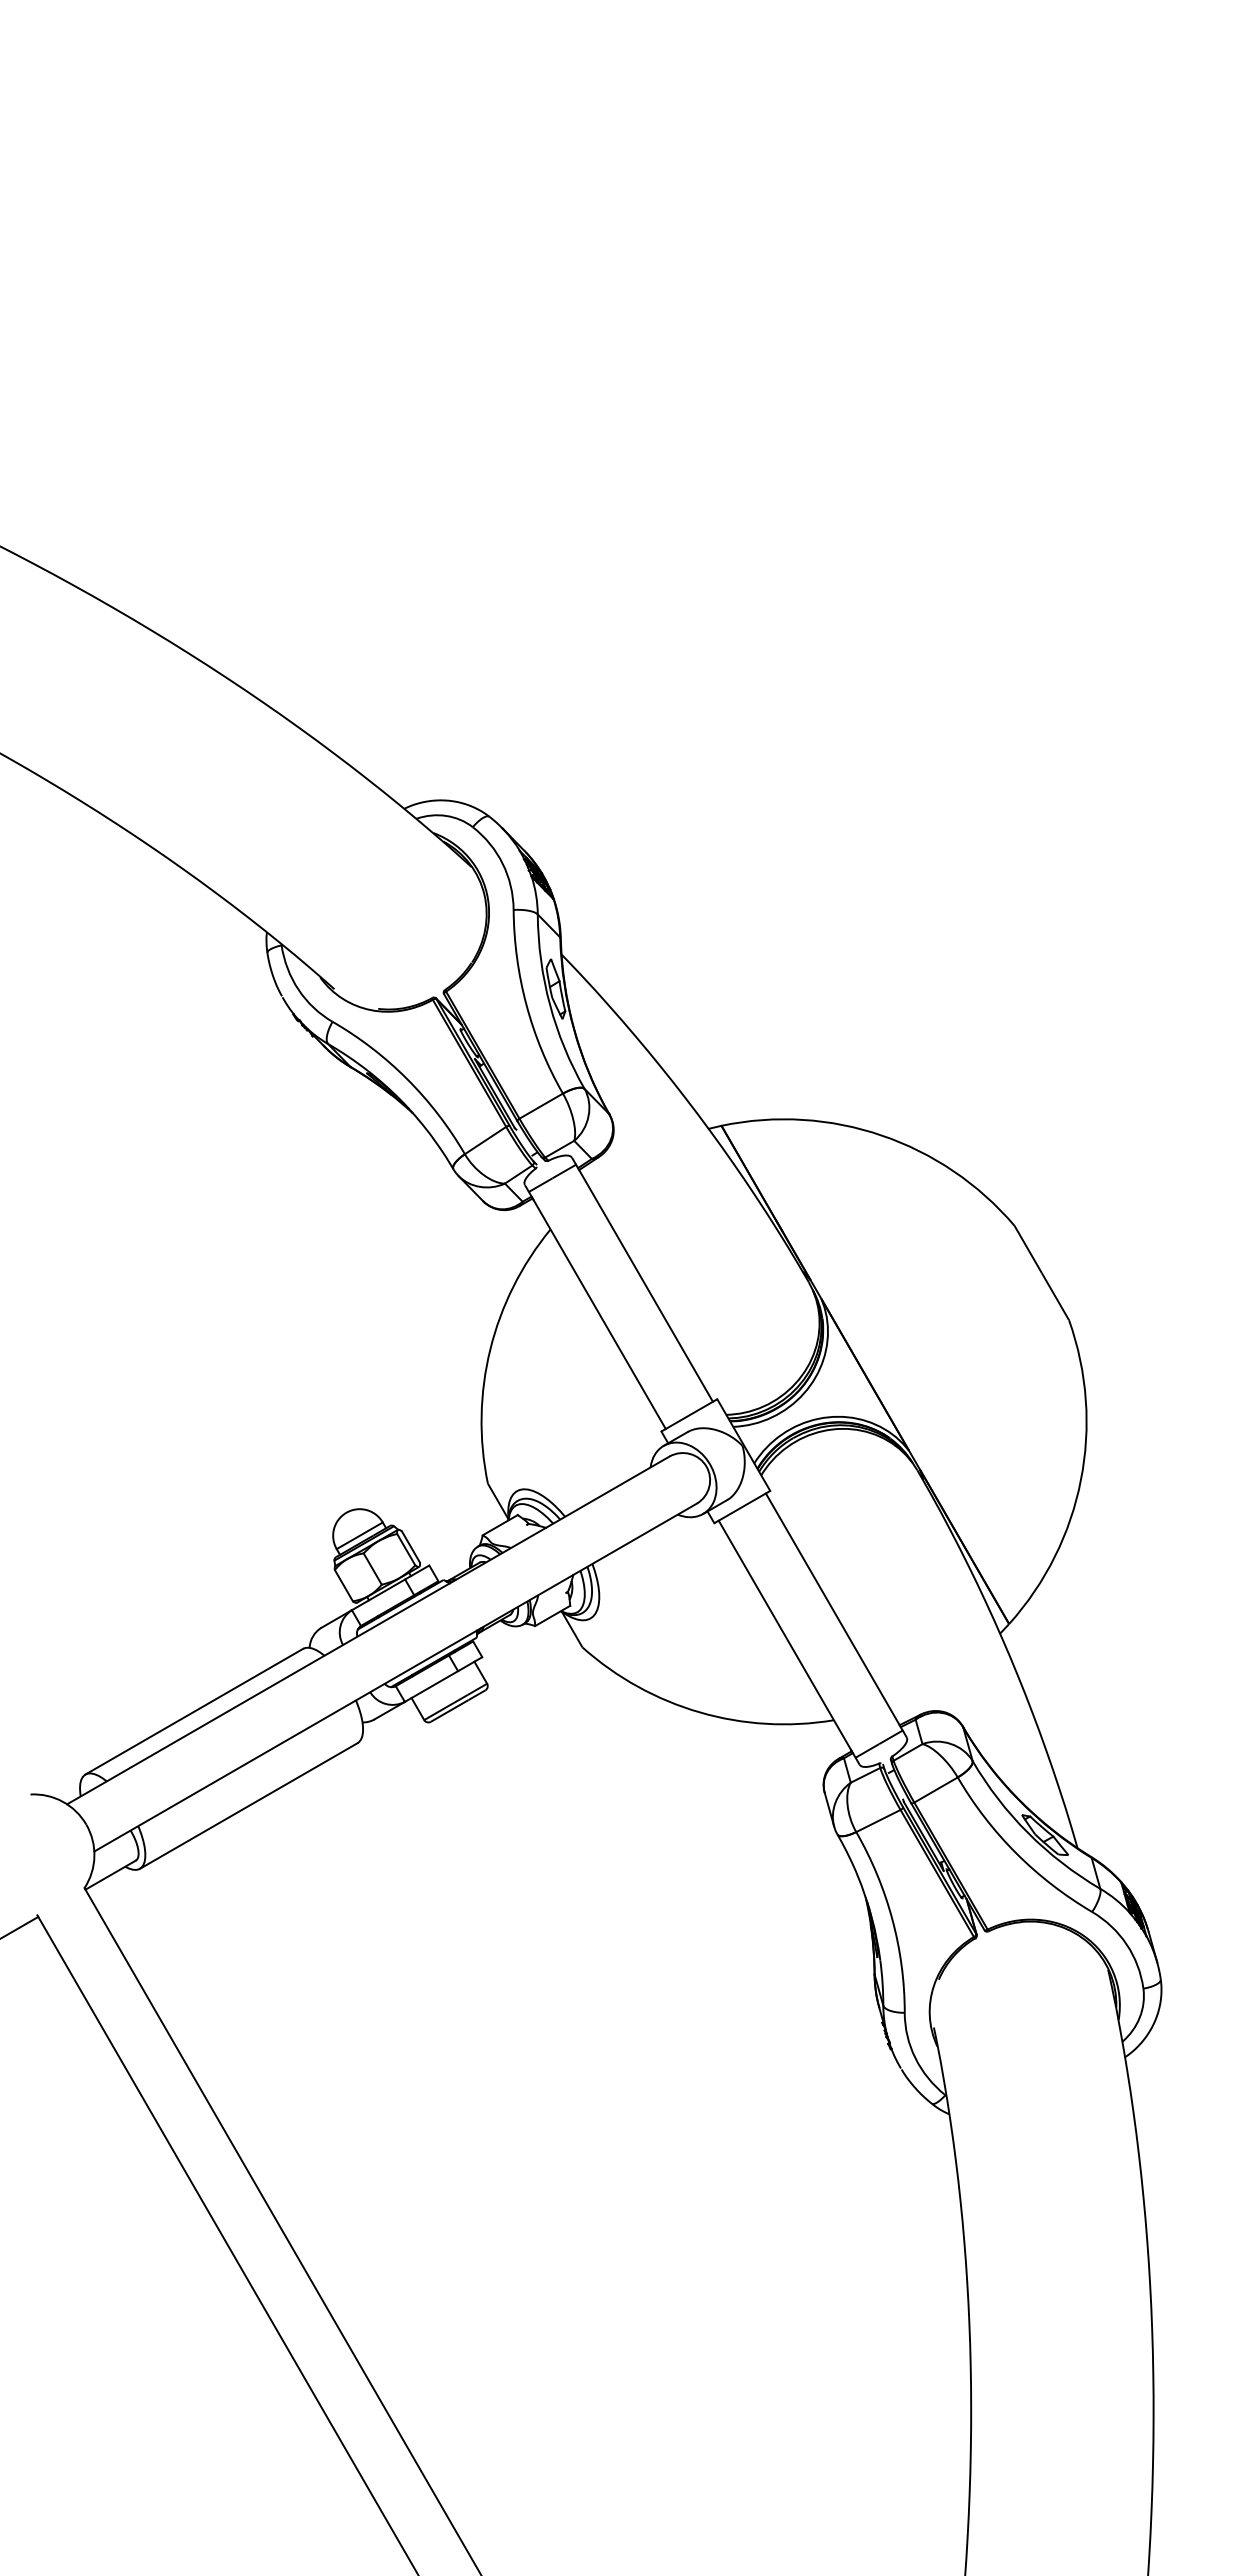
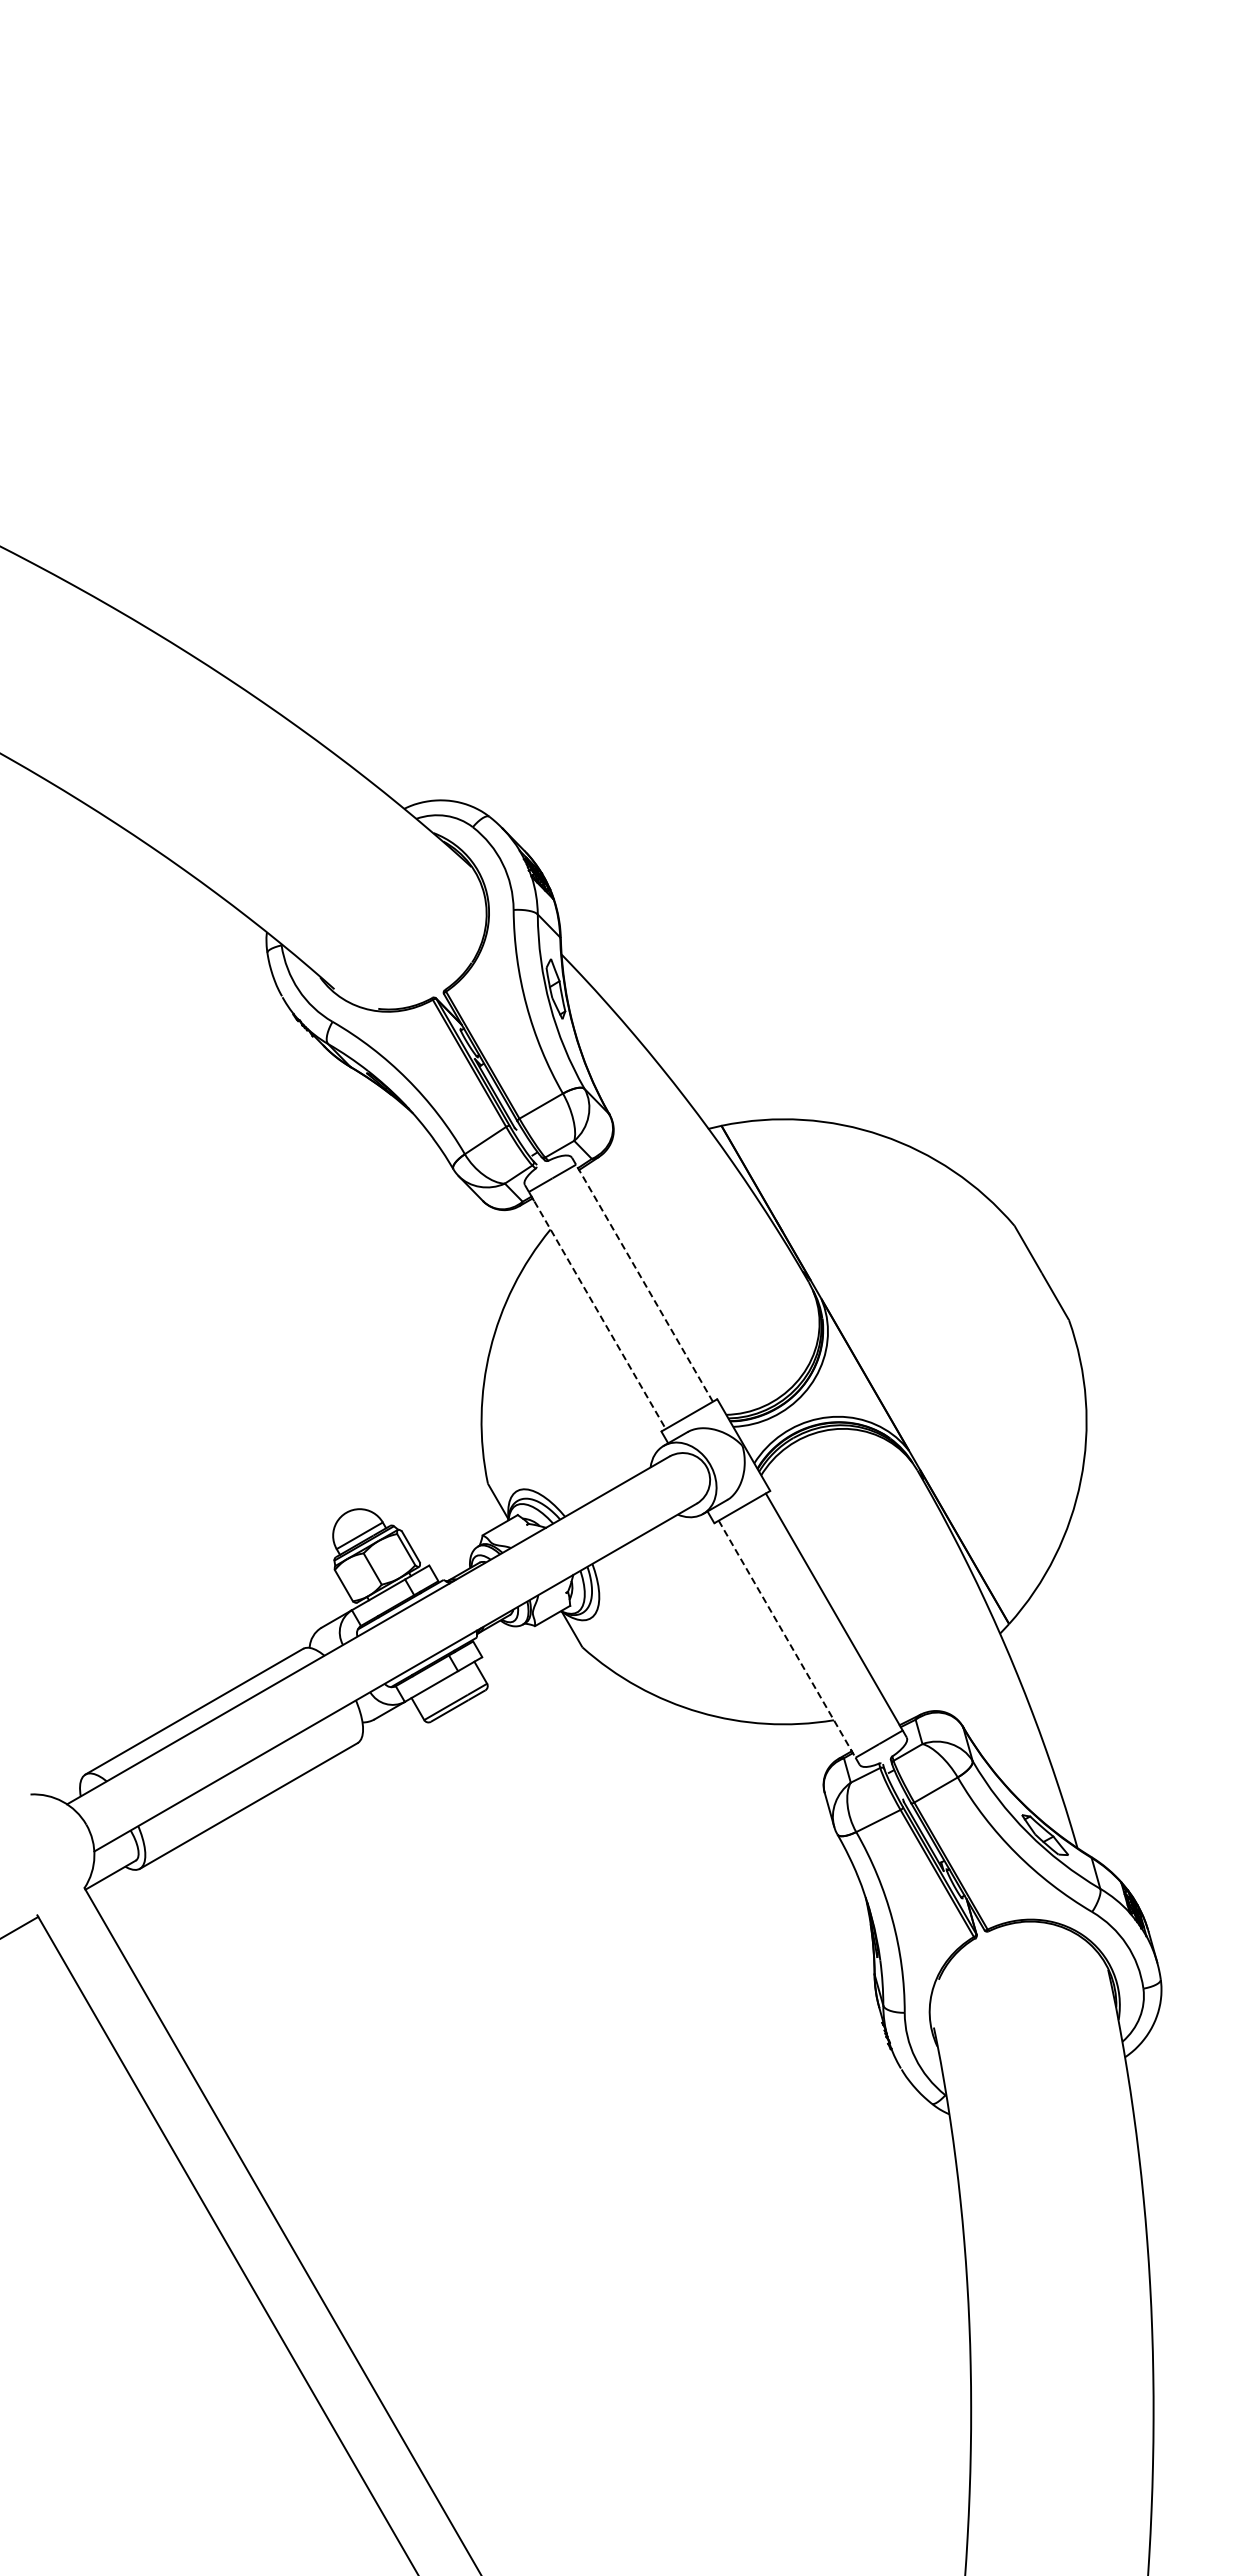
line: solid -> dashed (644, 1283)
line: solid -> dashed (597, 1310)
line: solid -> dashed (787, 1639)
